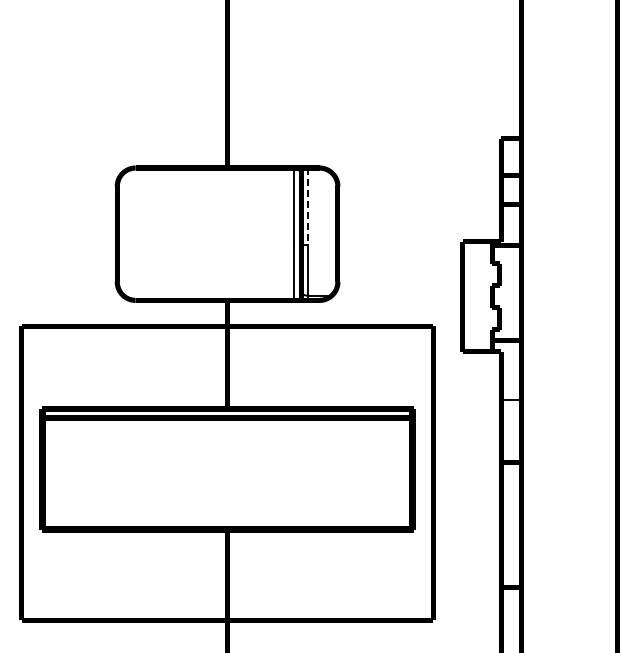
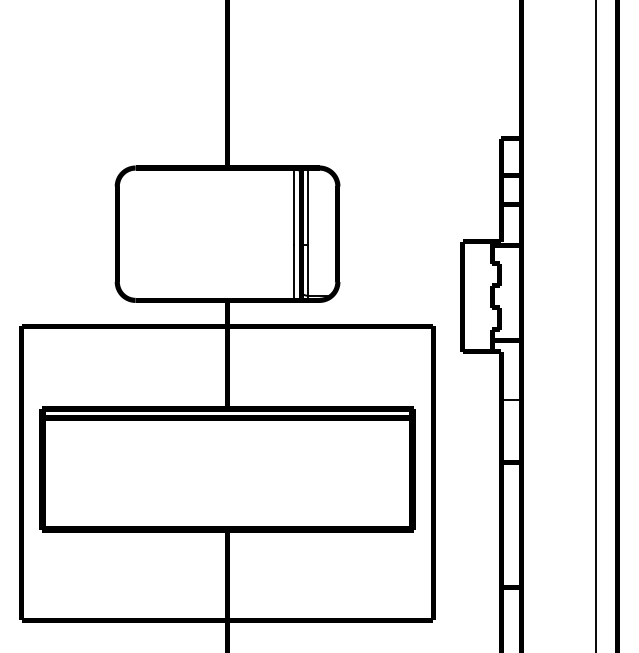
line: dashed -> solid (308, 206)
line: none -> present (595, 325)
